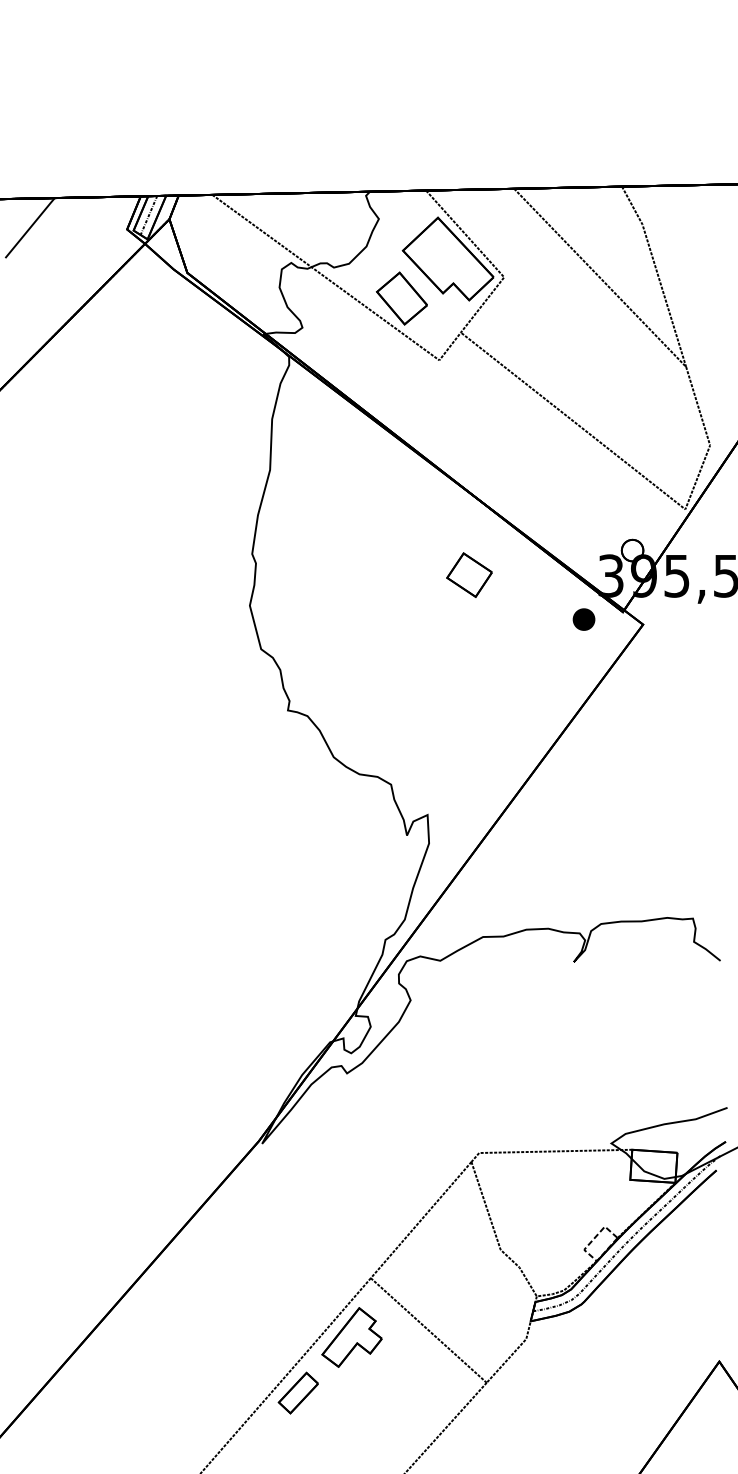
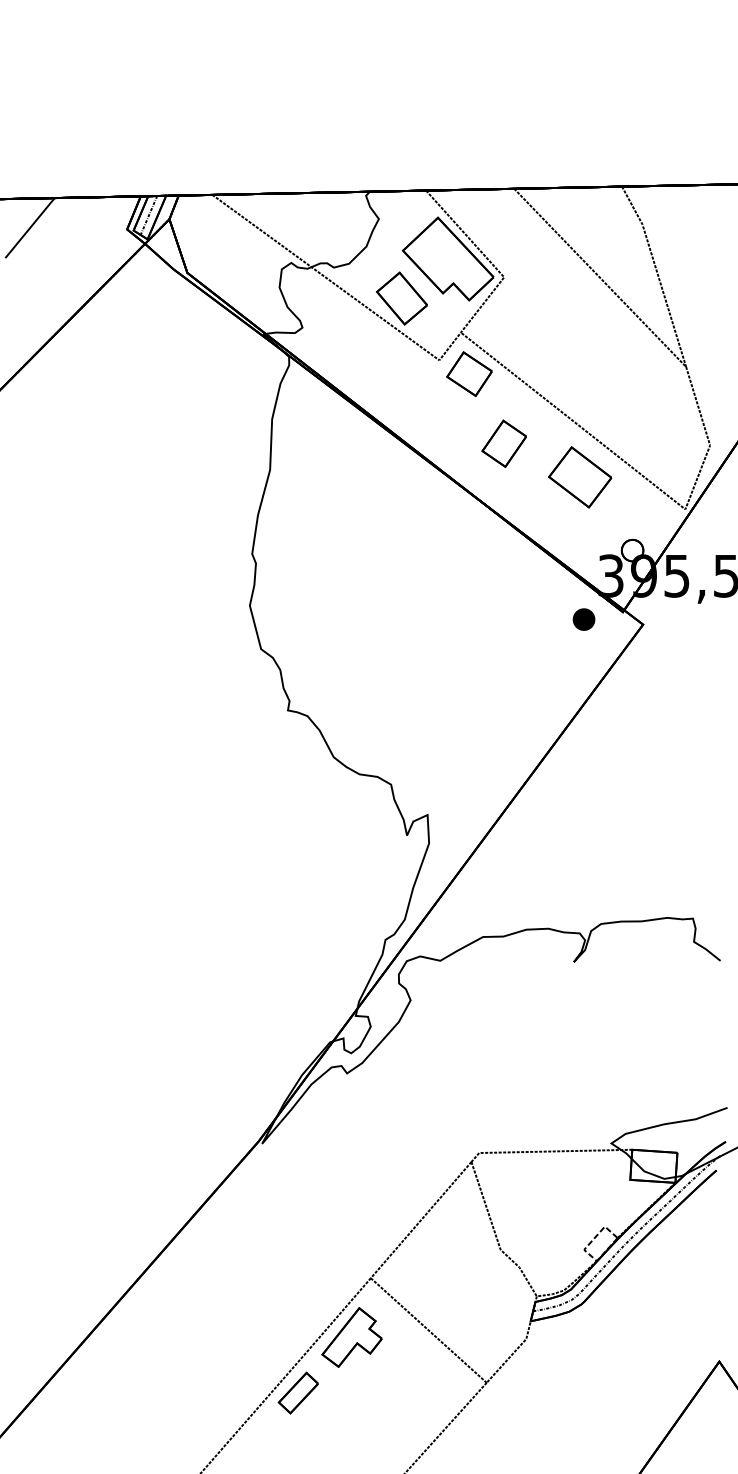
part: none -> present (503, 443)
part: none -> present (580, 477)
part position: (469, 574) -> (469, 373) (469, 373)
